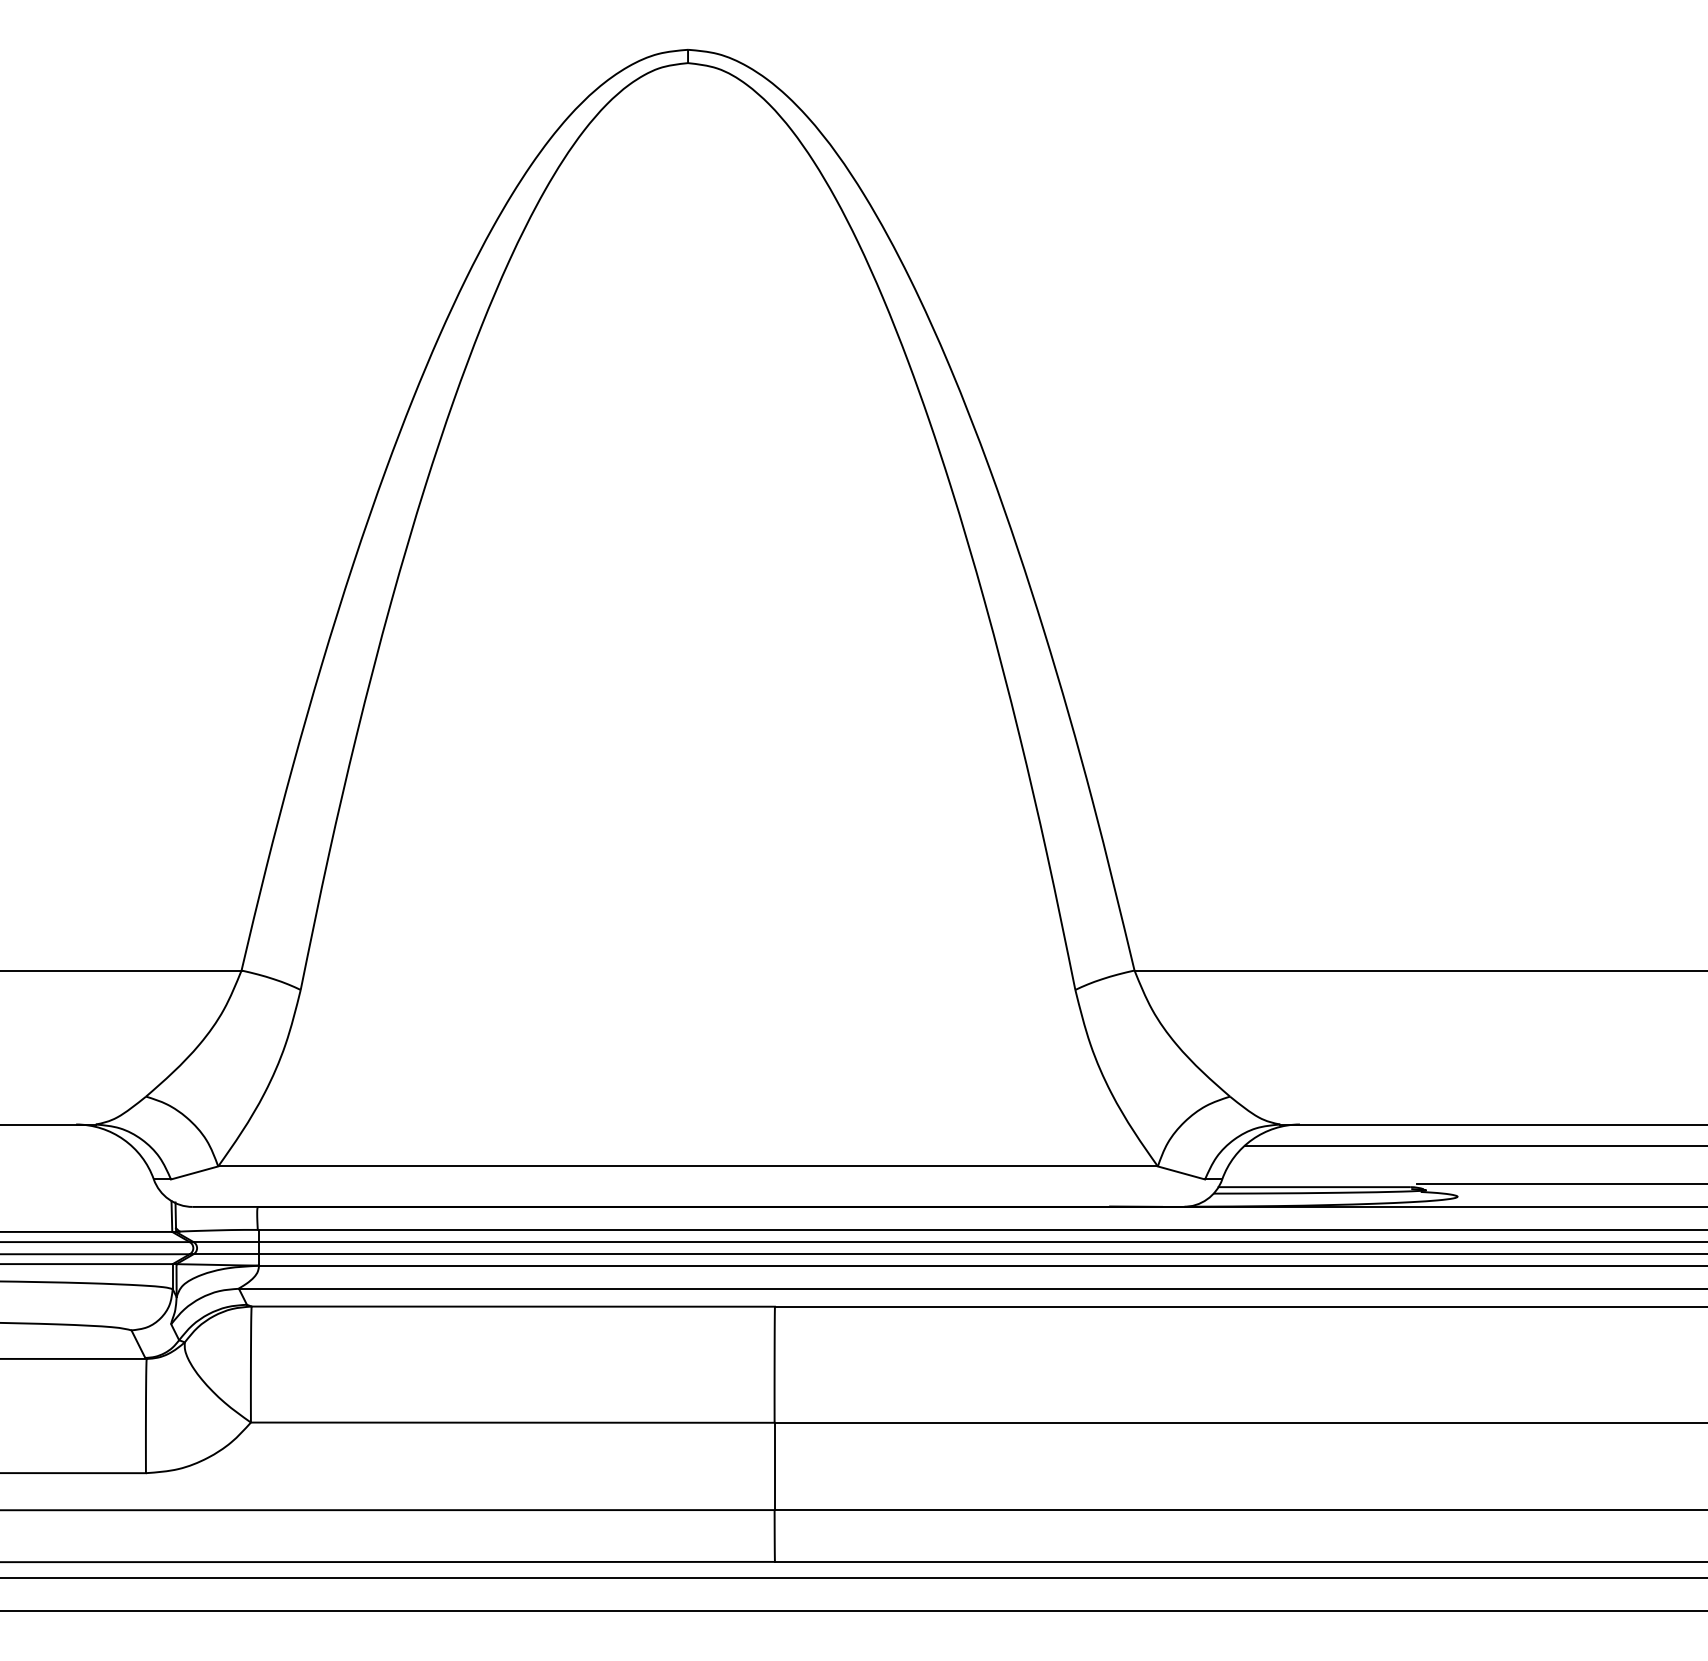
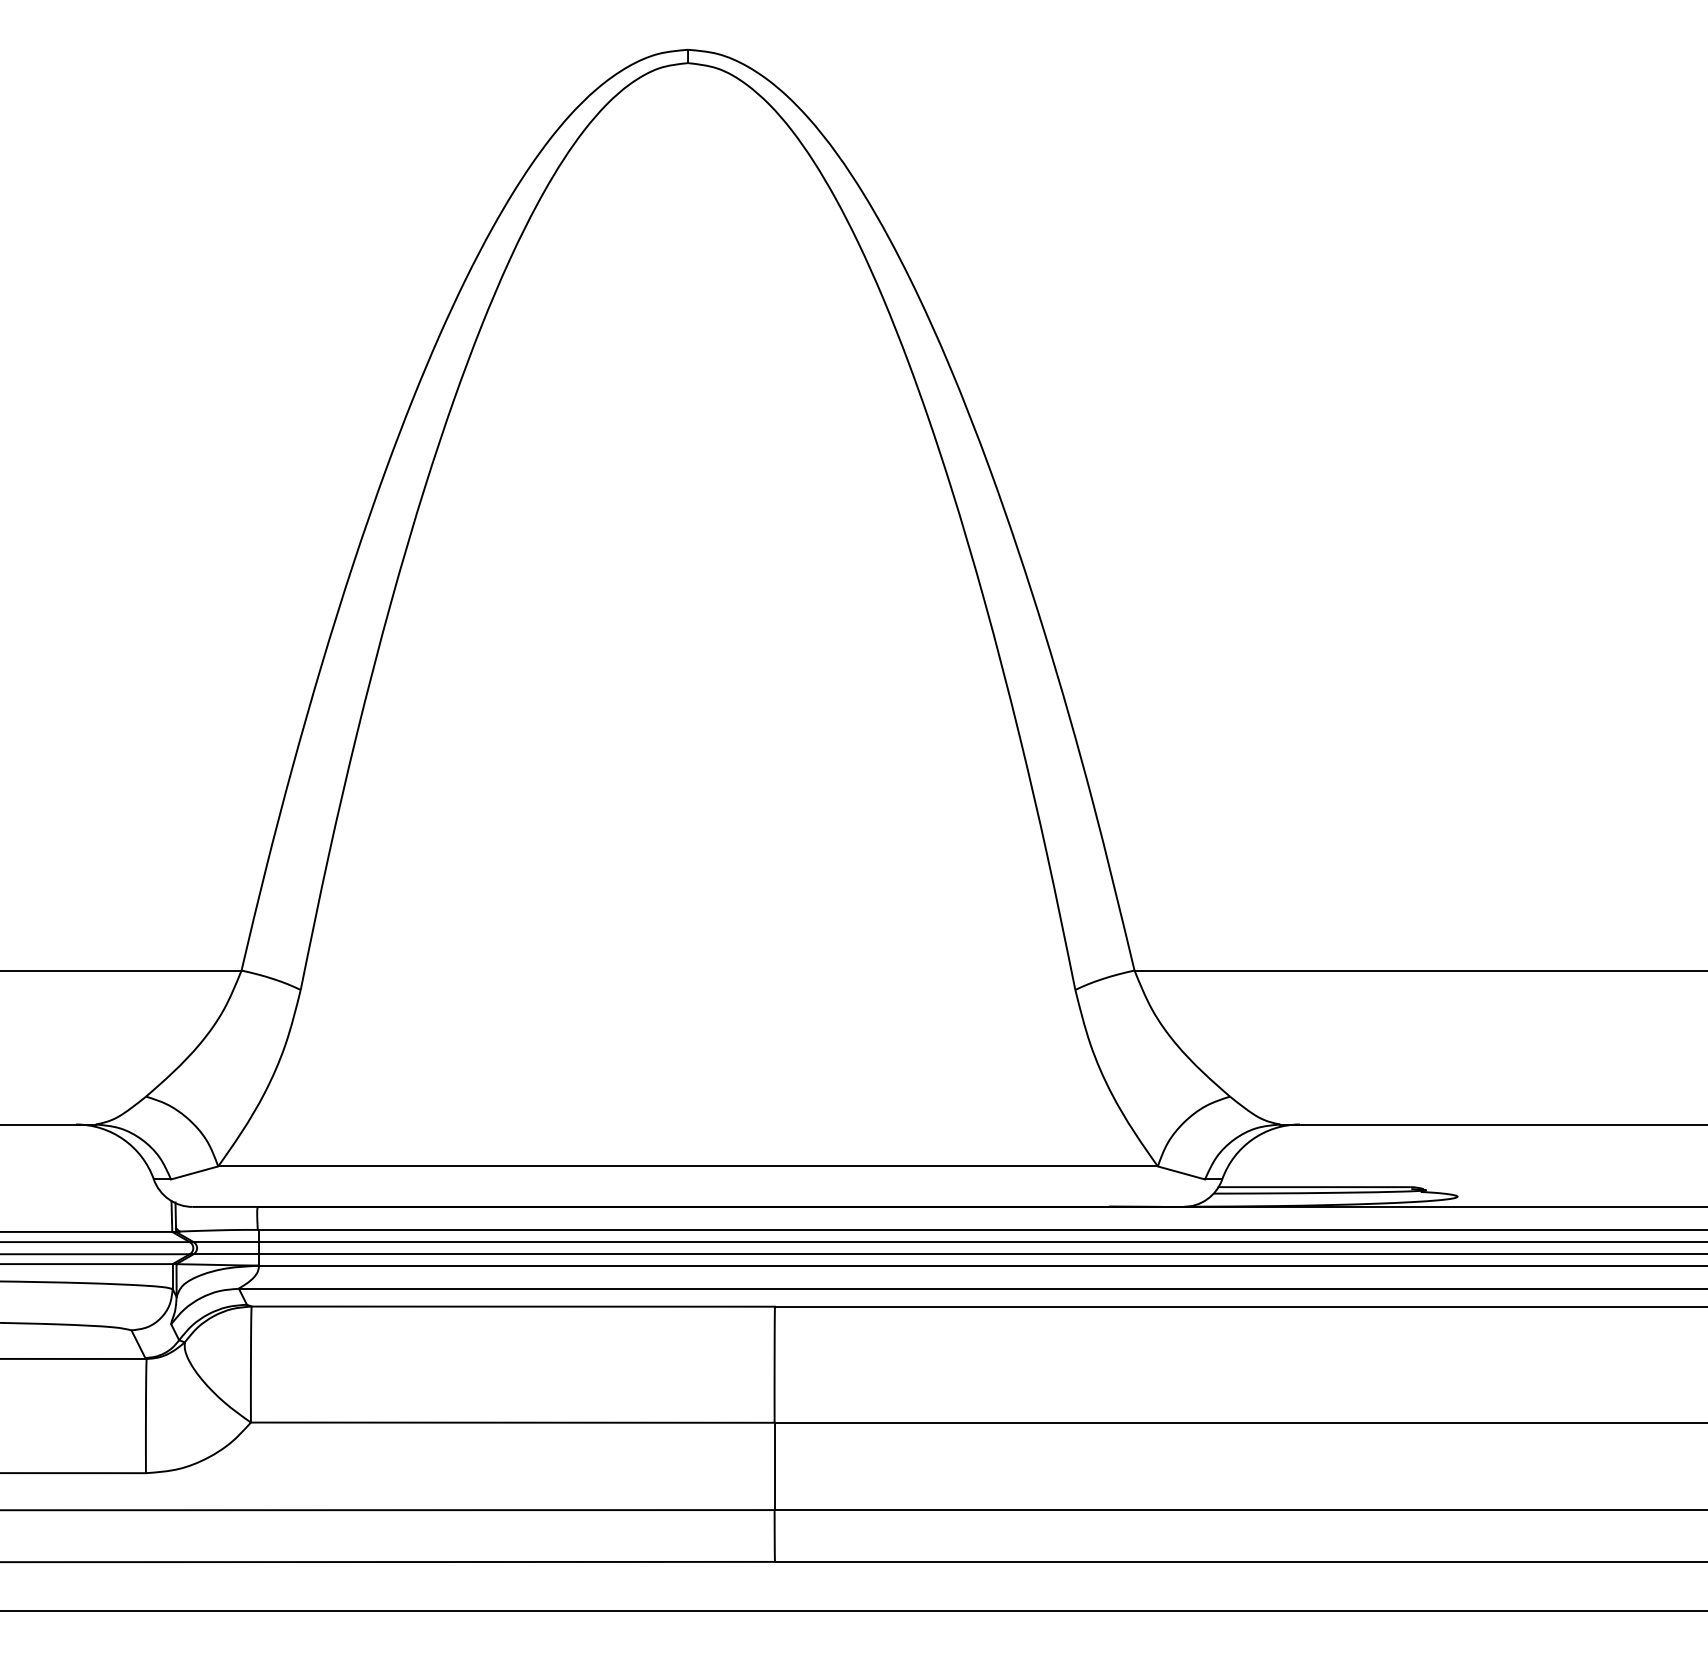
line: present -> none (1474, 1145)
line: present -> none (1560, 1184)
line: present -> none (853, 1577)
